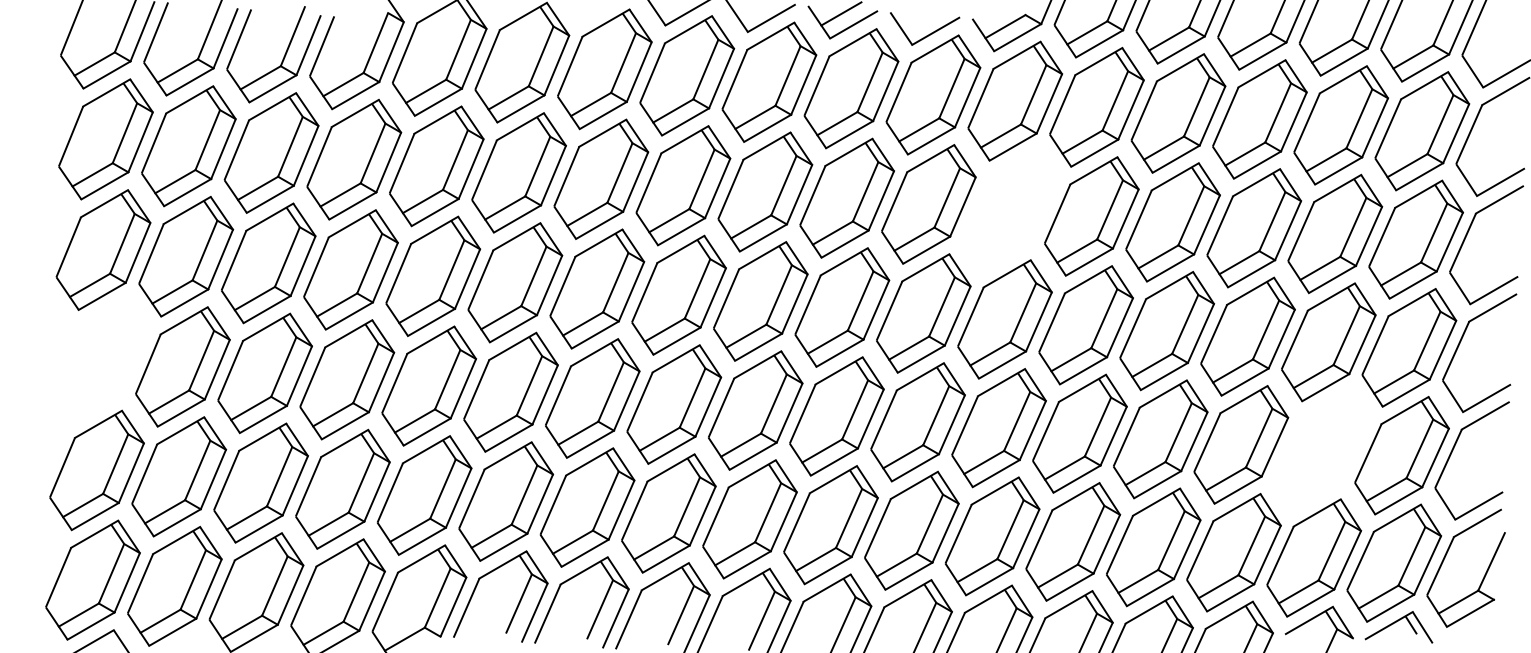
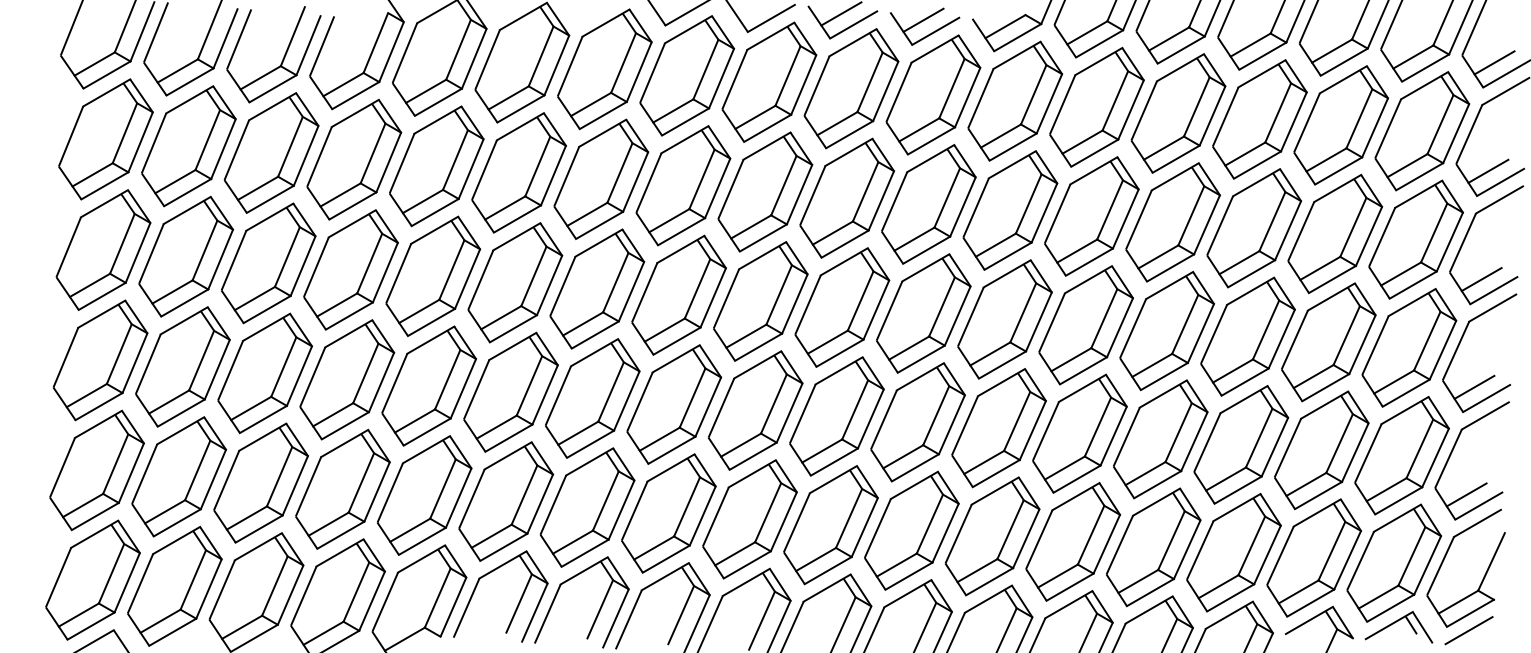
line: none -> present (923, 19)
line: none -> present (1494, 62)
line: none -> present (1488, 170)
part: none -> present (1010, 210)
line: none -> present (1481, 279)
part: none -> present (100, 360)
line: none -> present (1474, 386)
part: none -> present (1321, 450)
line: none -> present (1466, 494)
line: none -> present (1468, 630)
